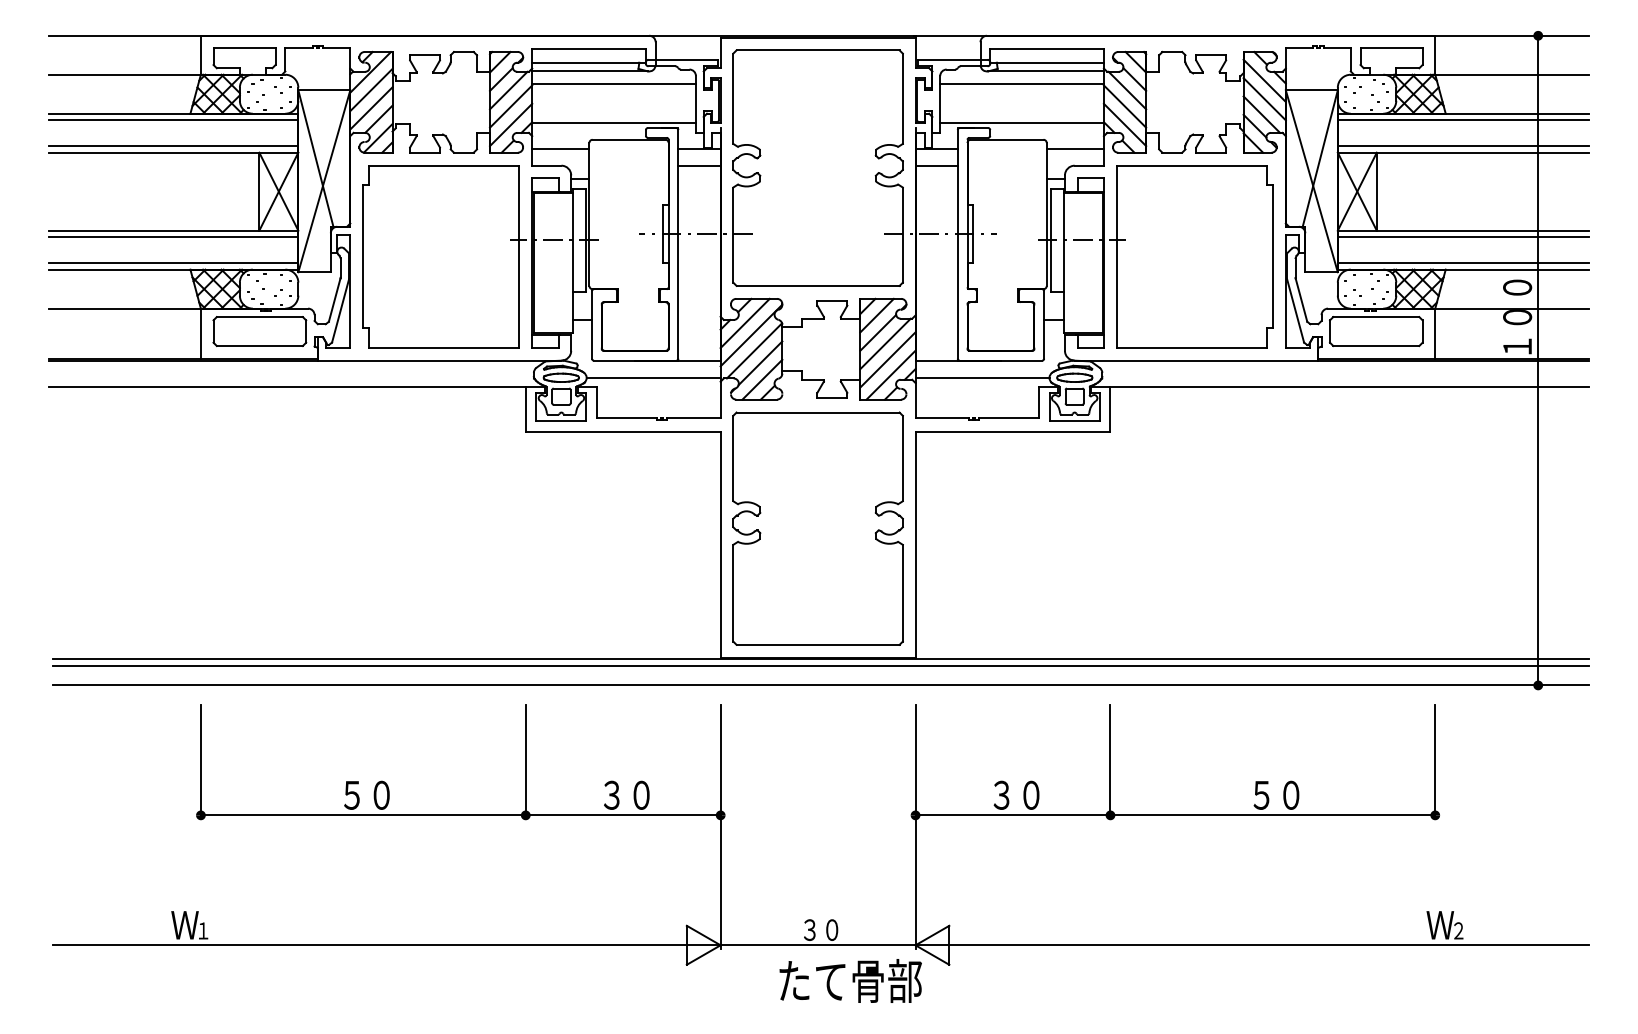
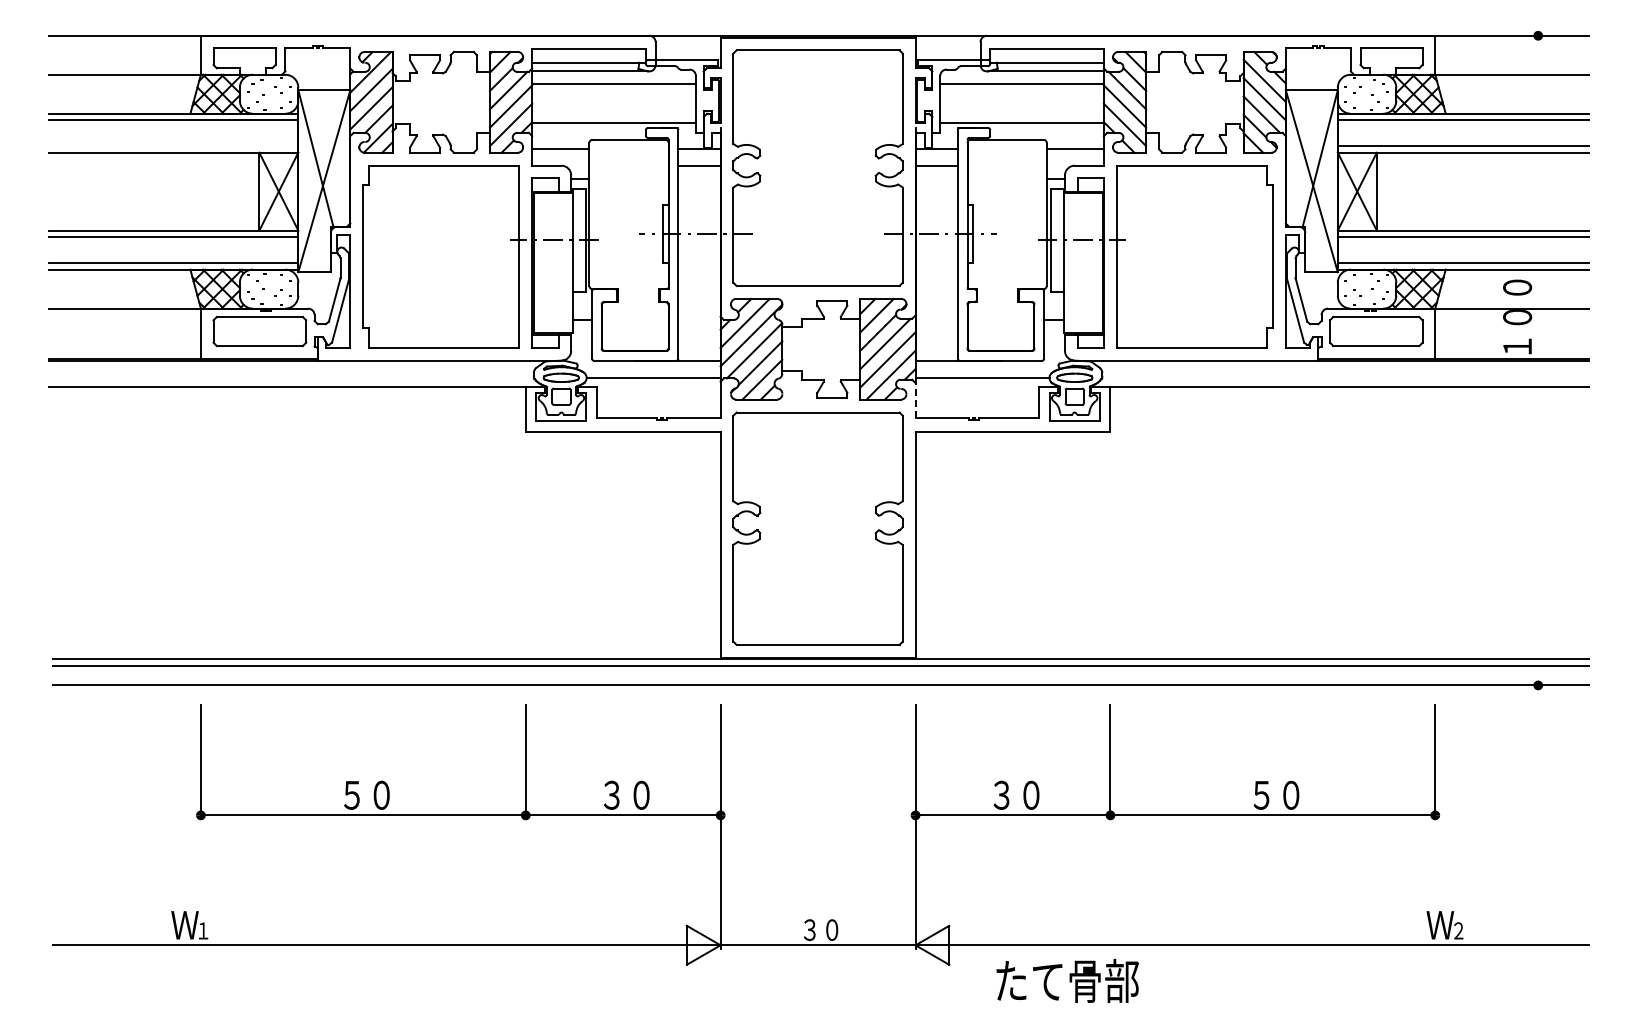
line: present -> none (173, 146)
line: present -> none (1538, 360)
line: solid -> dashed (915, 399)
text position: (850, 980) -> (1067, 980) (1067, 980)
